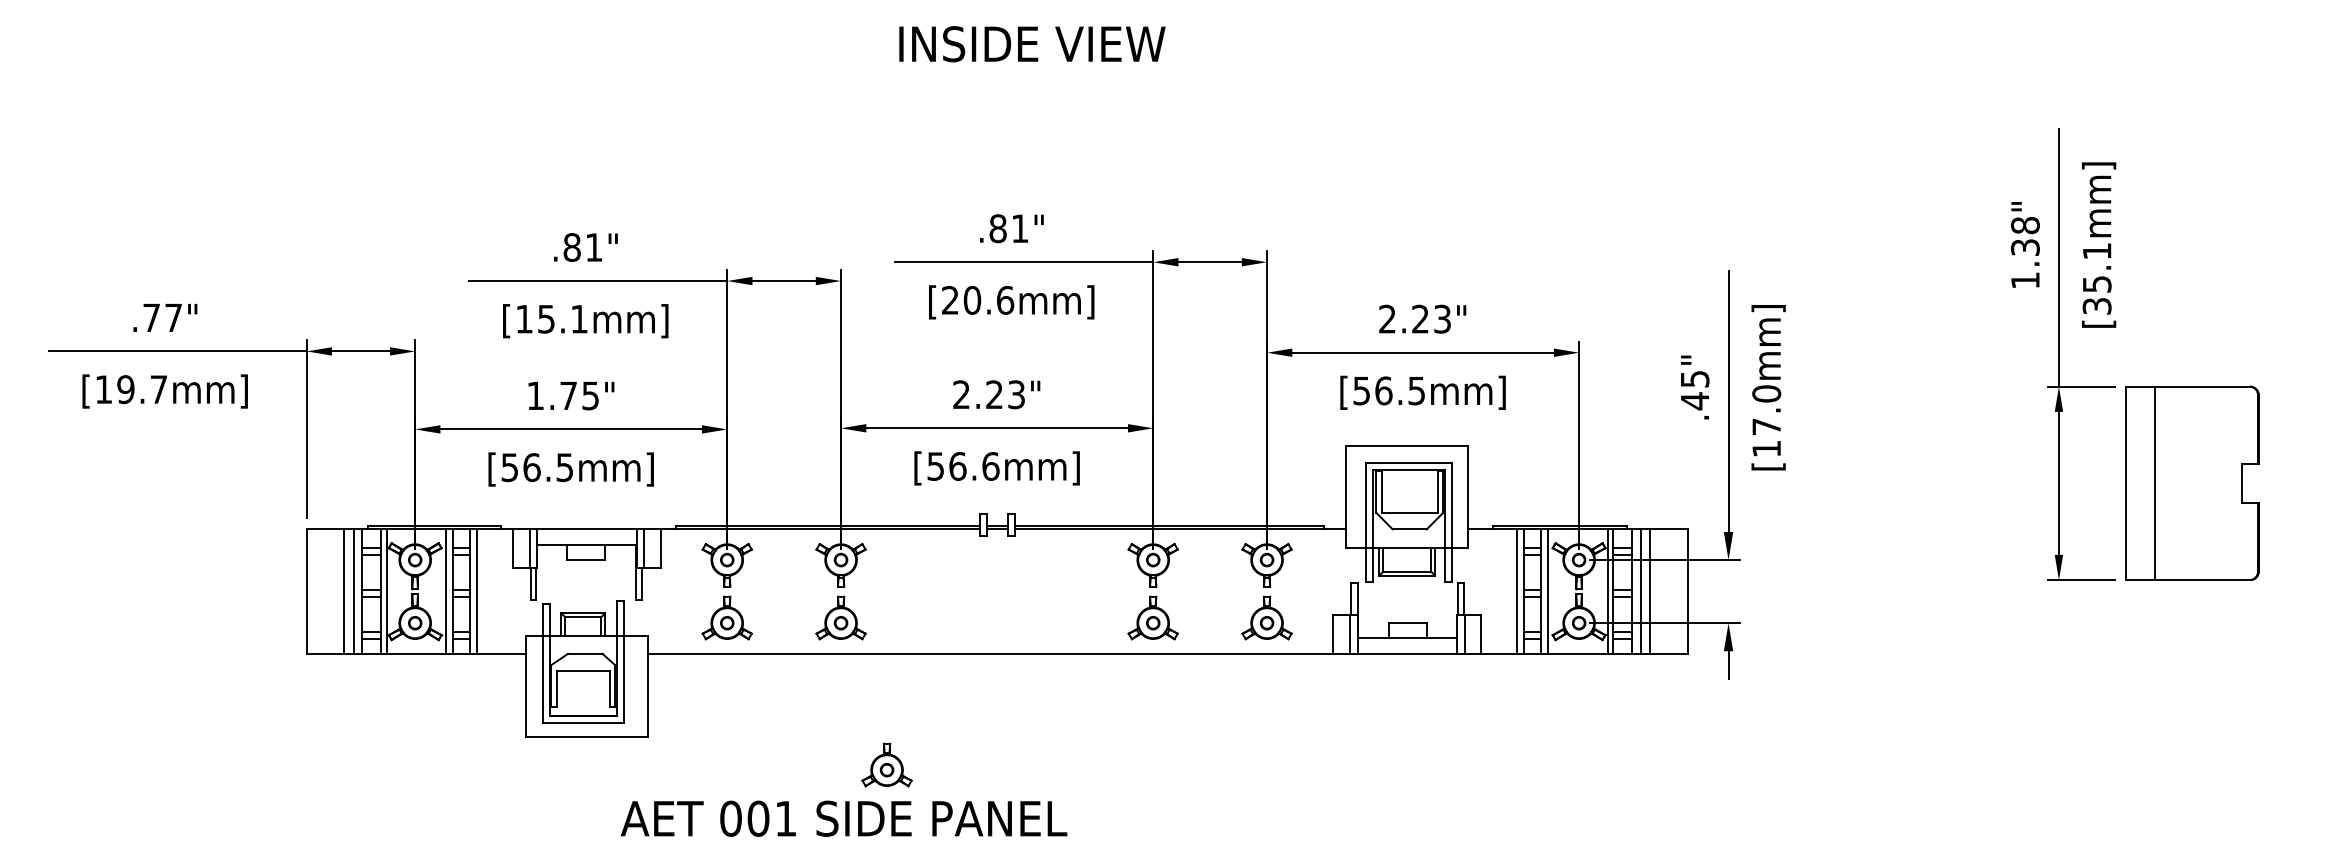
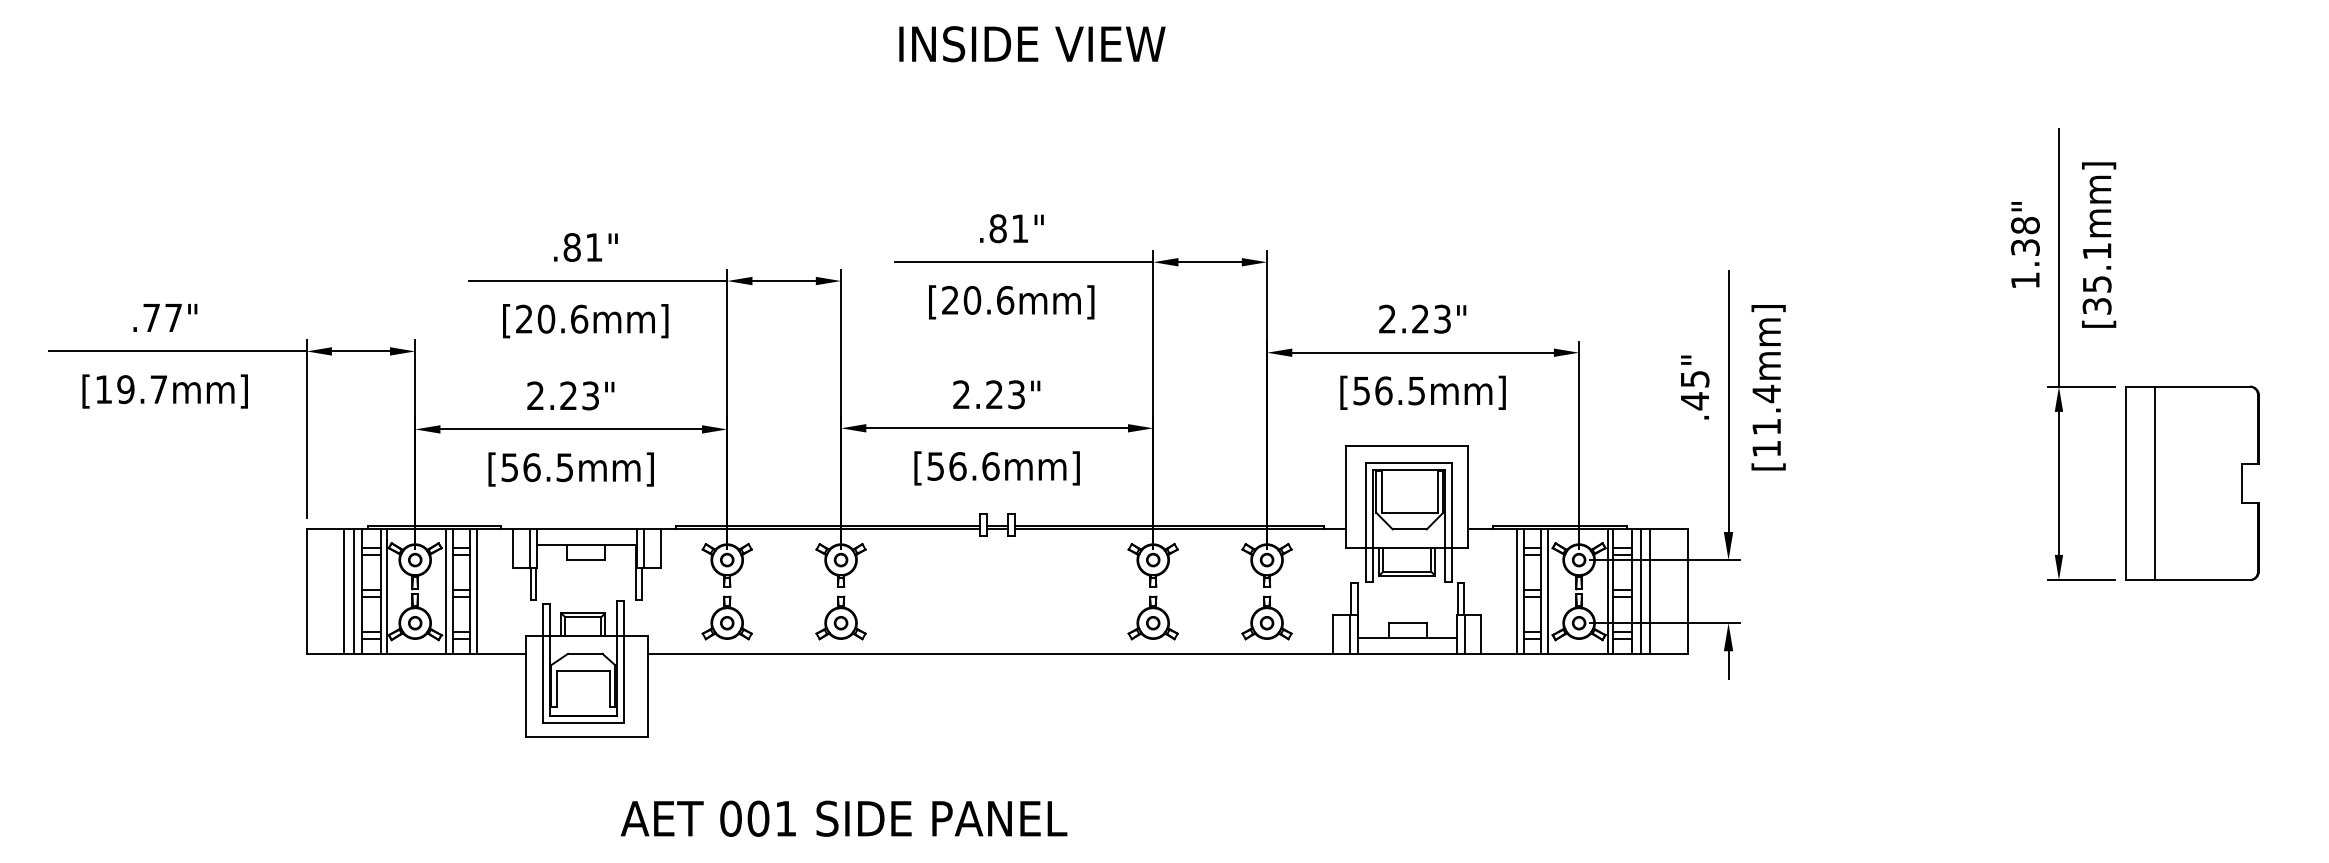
text: [15.1mm] -> [20.6mm] (552, 318)
text: 1.75" -> 2.23" (562, 395)
text: [17.0mm] -> [11.4mm] (1766, 409)
part: present -> none (886, 764)
